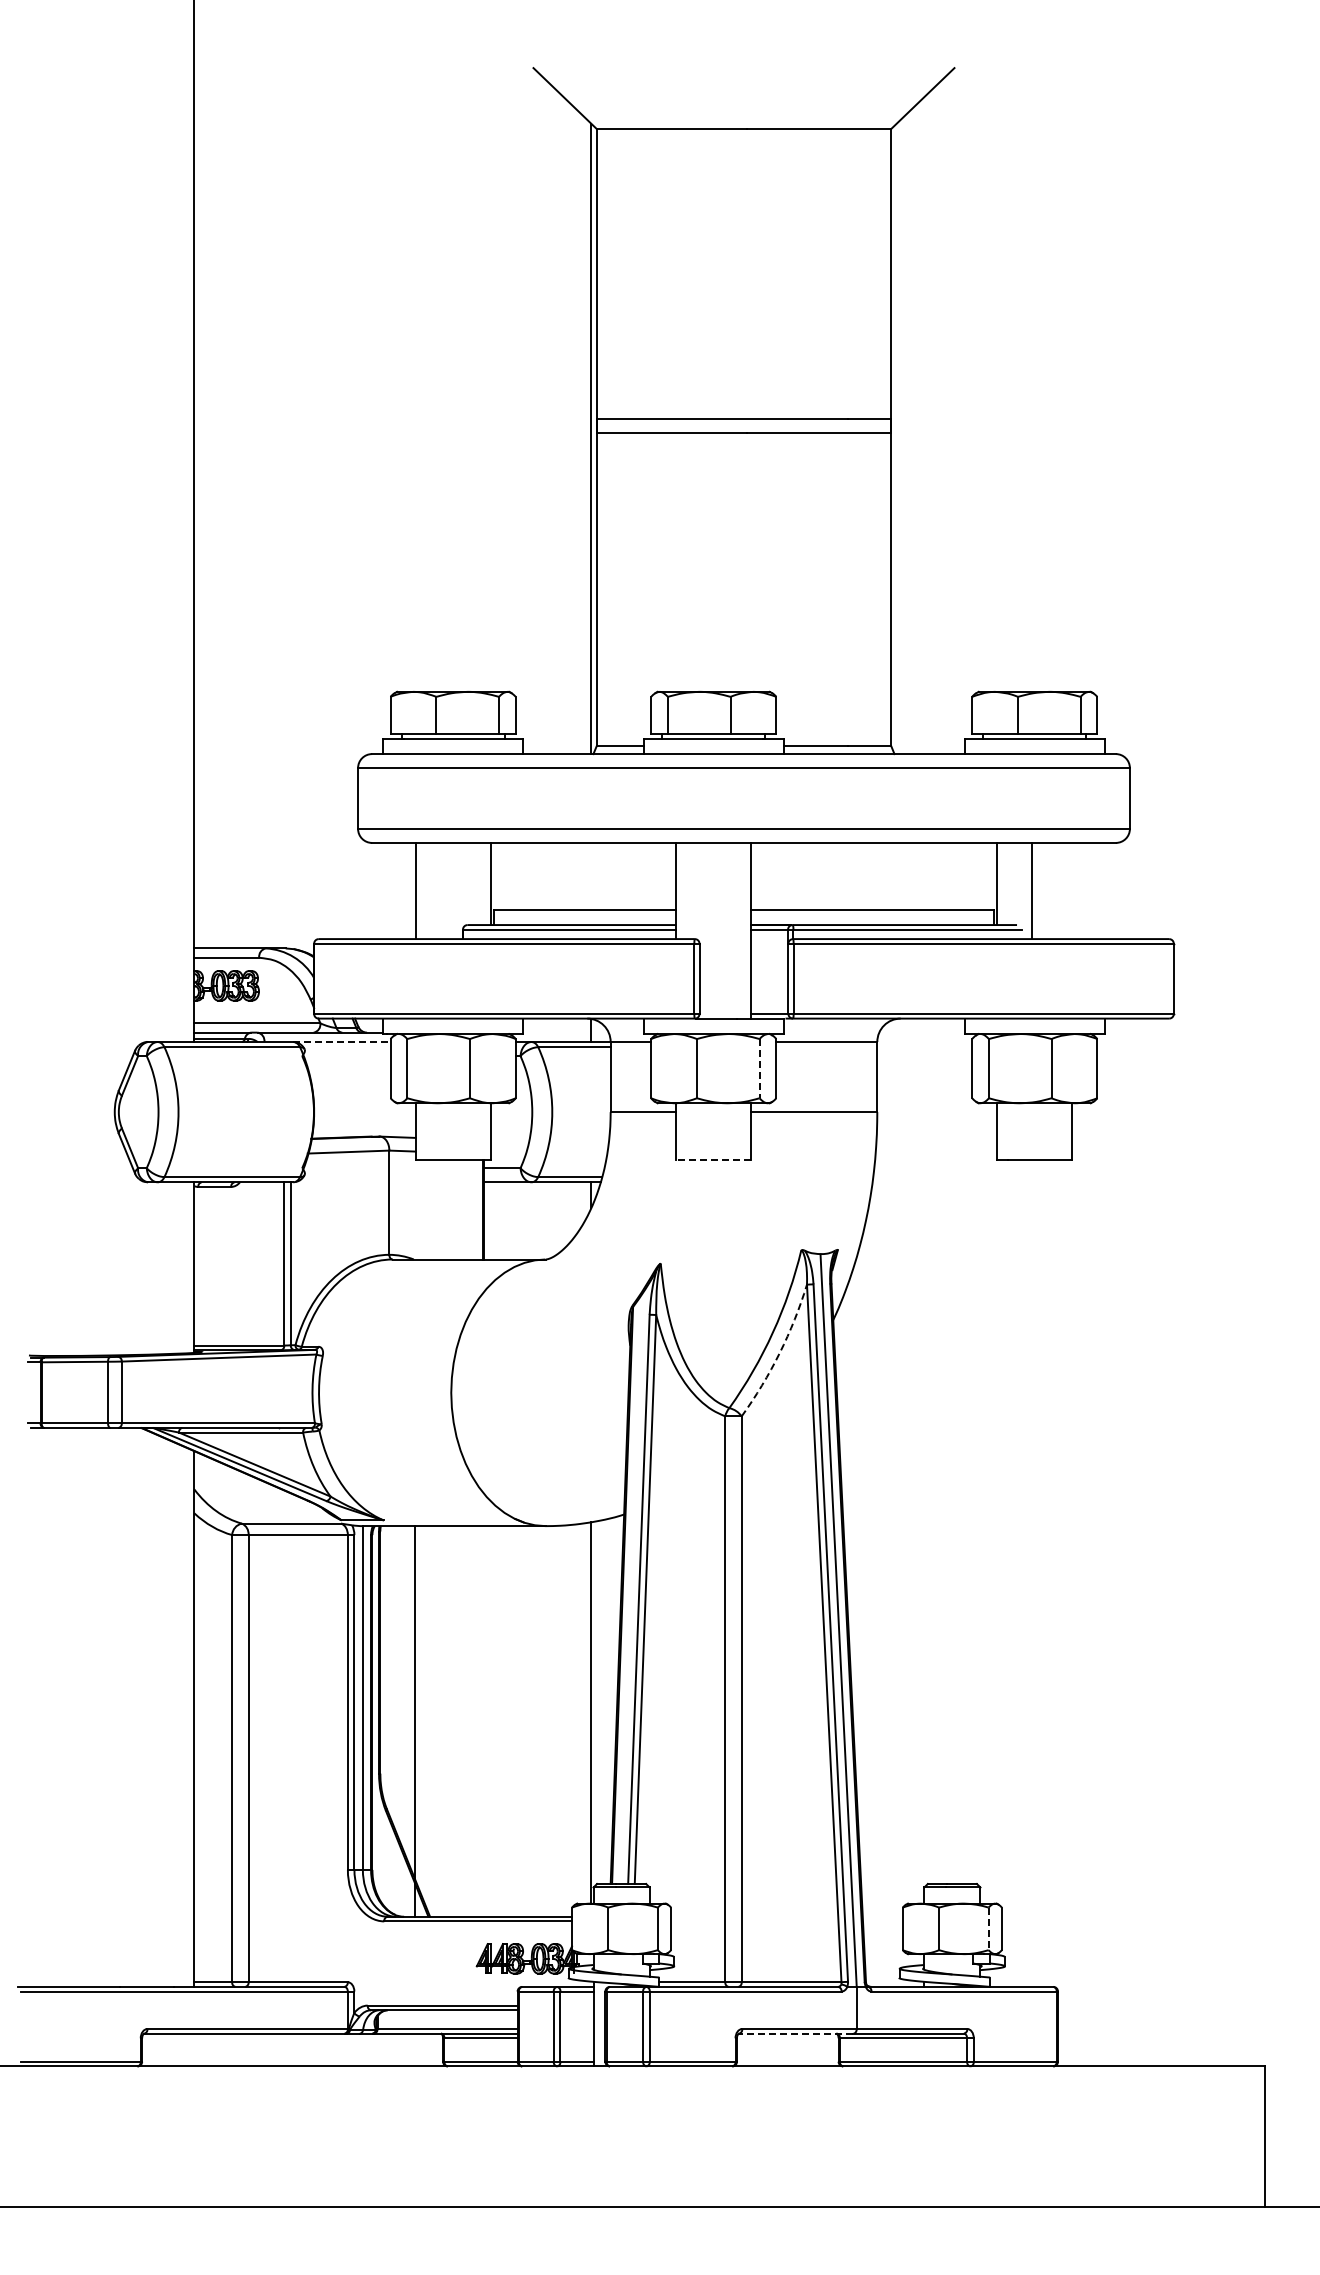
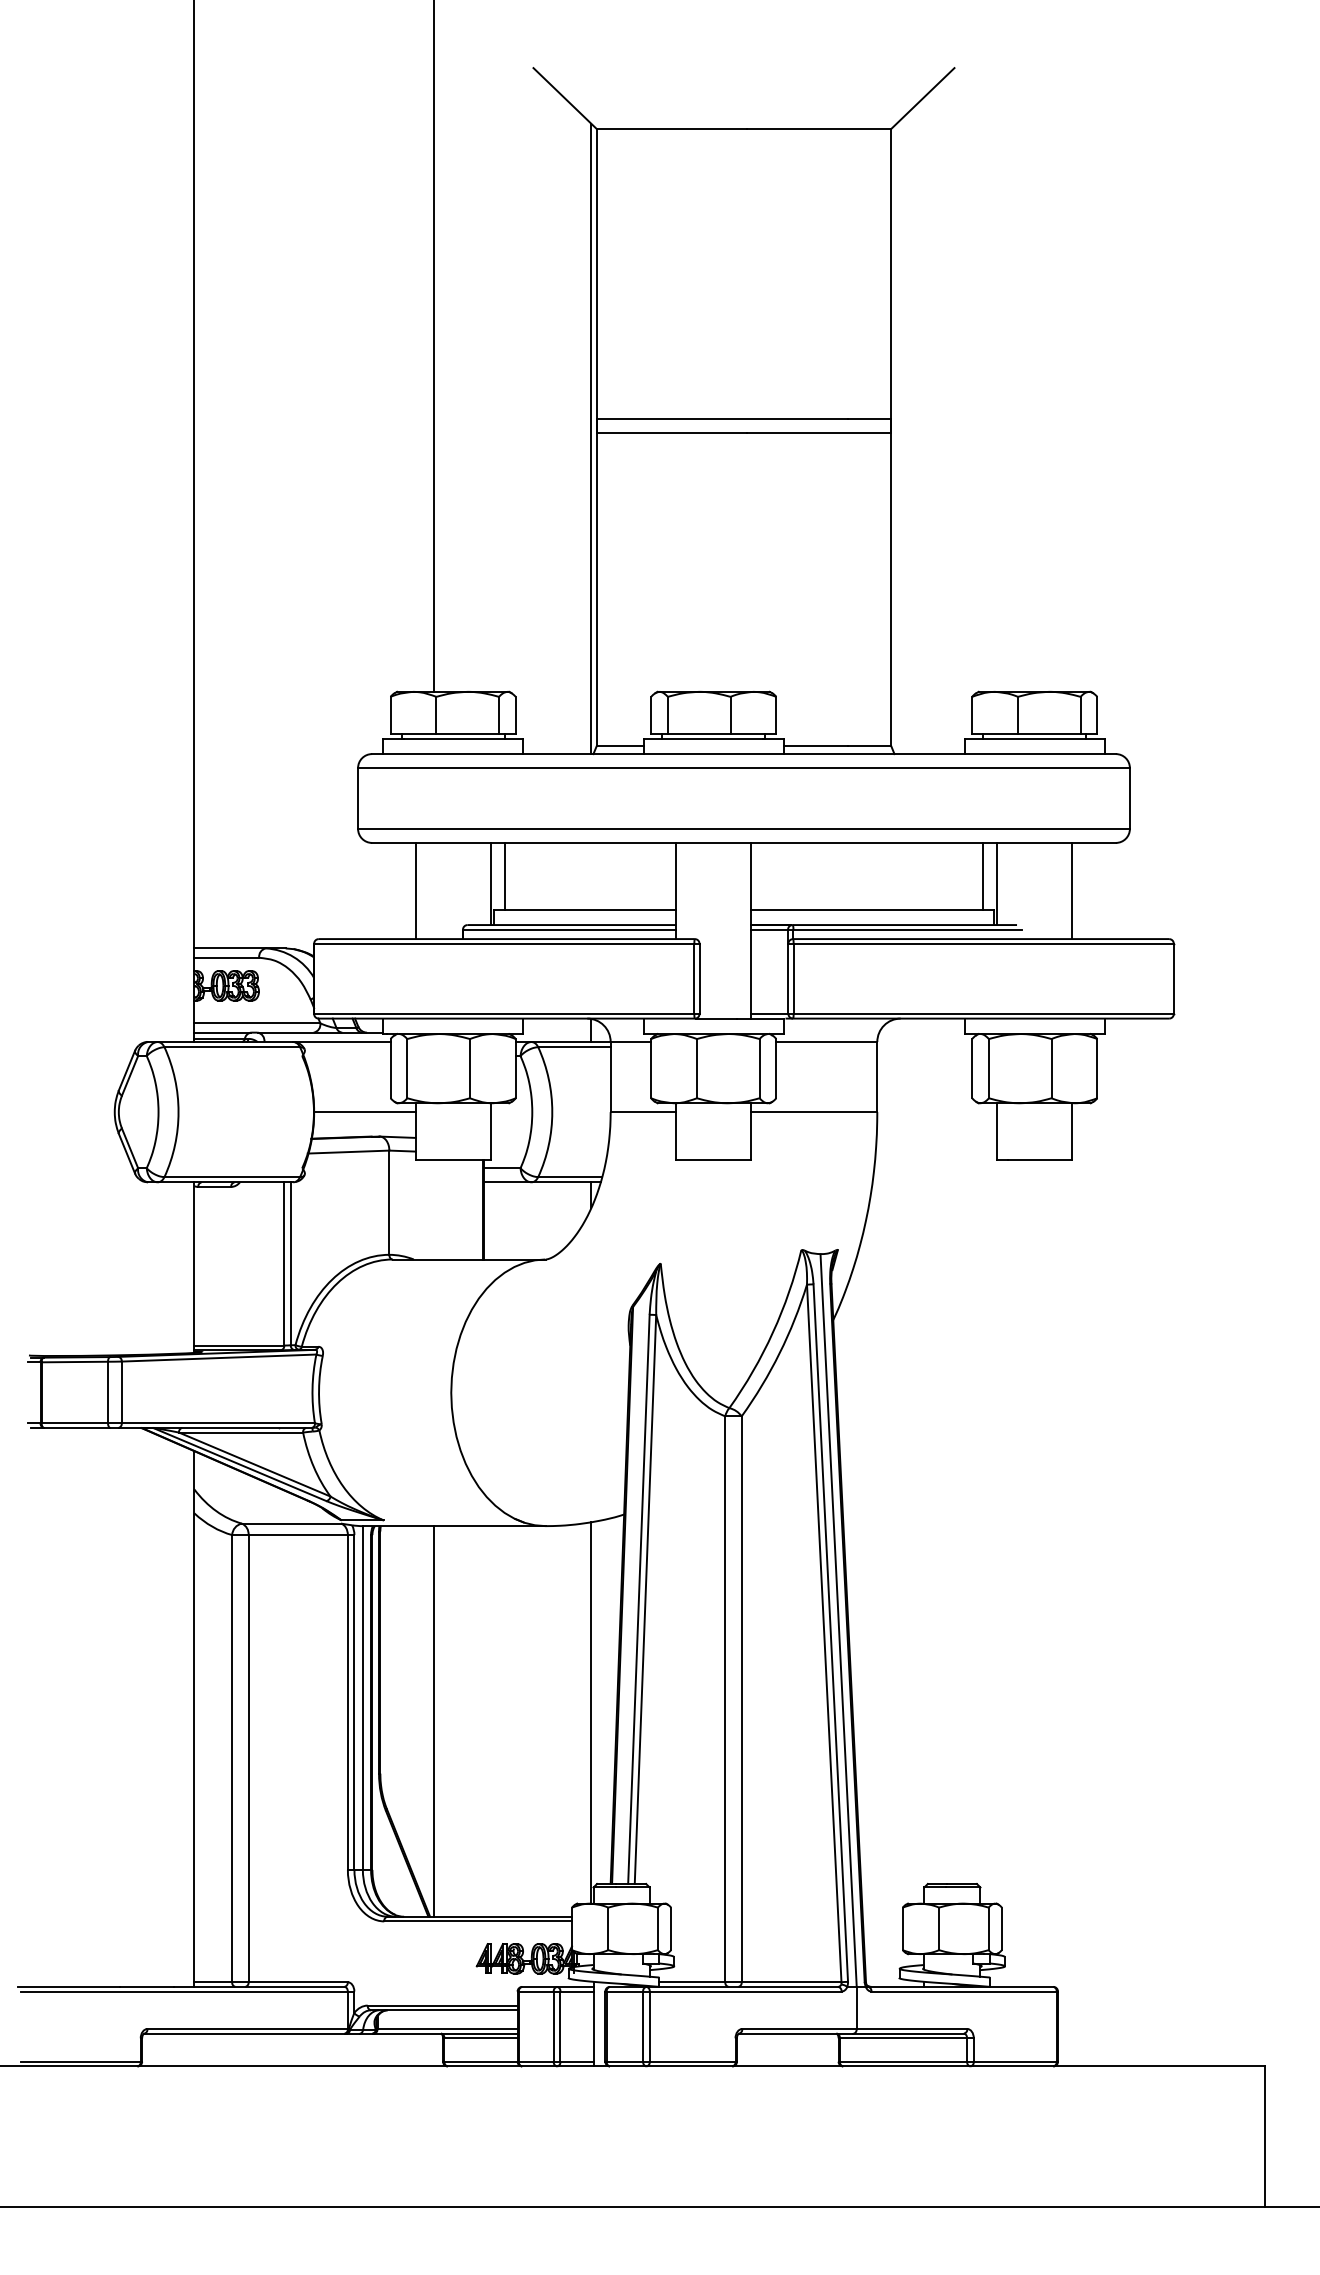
line: none -> present (433, 346)
line: none -> present (505, 876)
line: none -> present (982, 876)
line position: (1032, 890) -> (1072, 890) (1072, 890)
line: dashed -> solid (341, 1041)
line: dashed -> solid (759, 1068)
line: none -> present (364, 1112)
line: dashed -> solid (713, 1159)
arc: dashed -> solid (779, 1353)
line position: (414, 1721) -> (433, 1721) (433, 1721)
line: dashed -> solid (988, 1929)
line: dashed -> solid (795, 2033)
